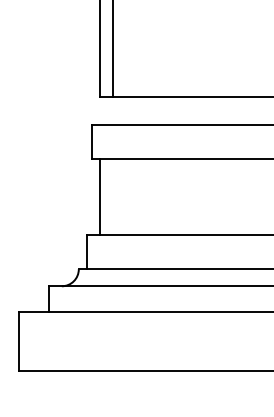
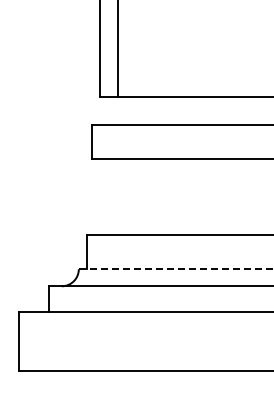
line position: (112, 49) -> (117, 49) (117, 49)
line: present -> none (100, 196)
line: solid -> dashed (176, 269)
